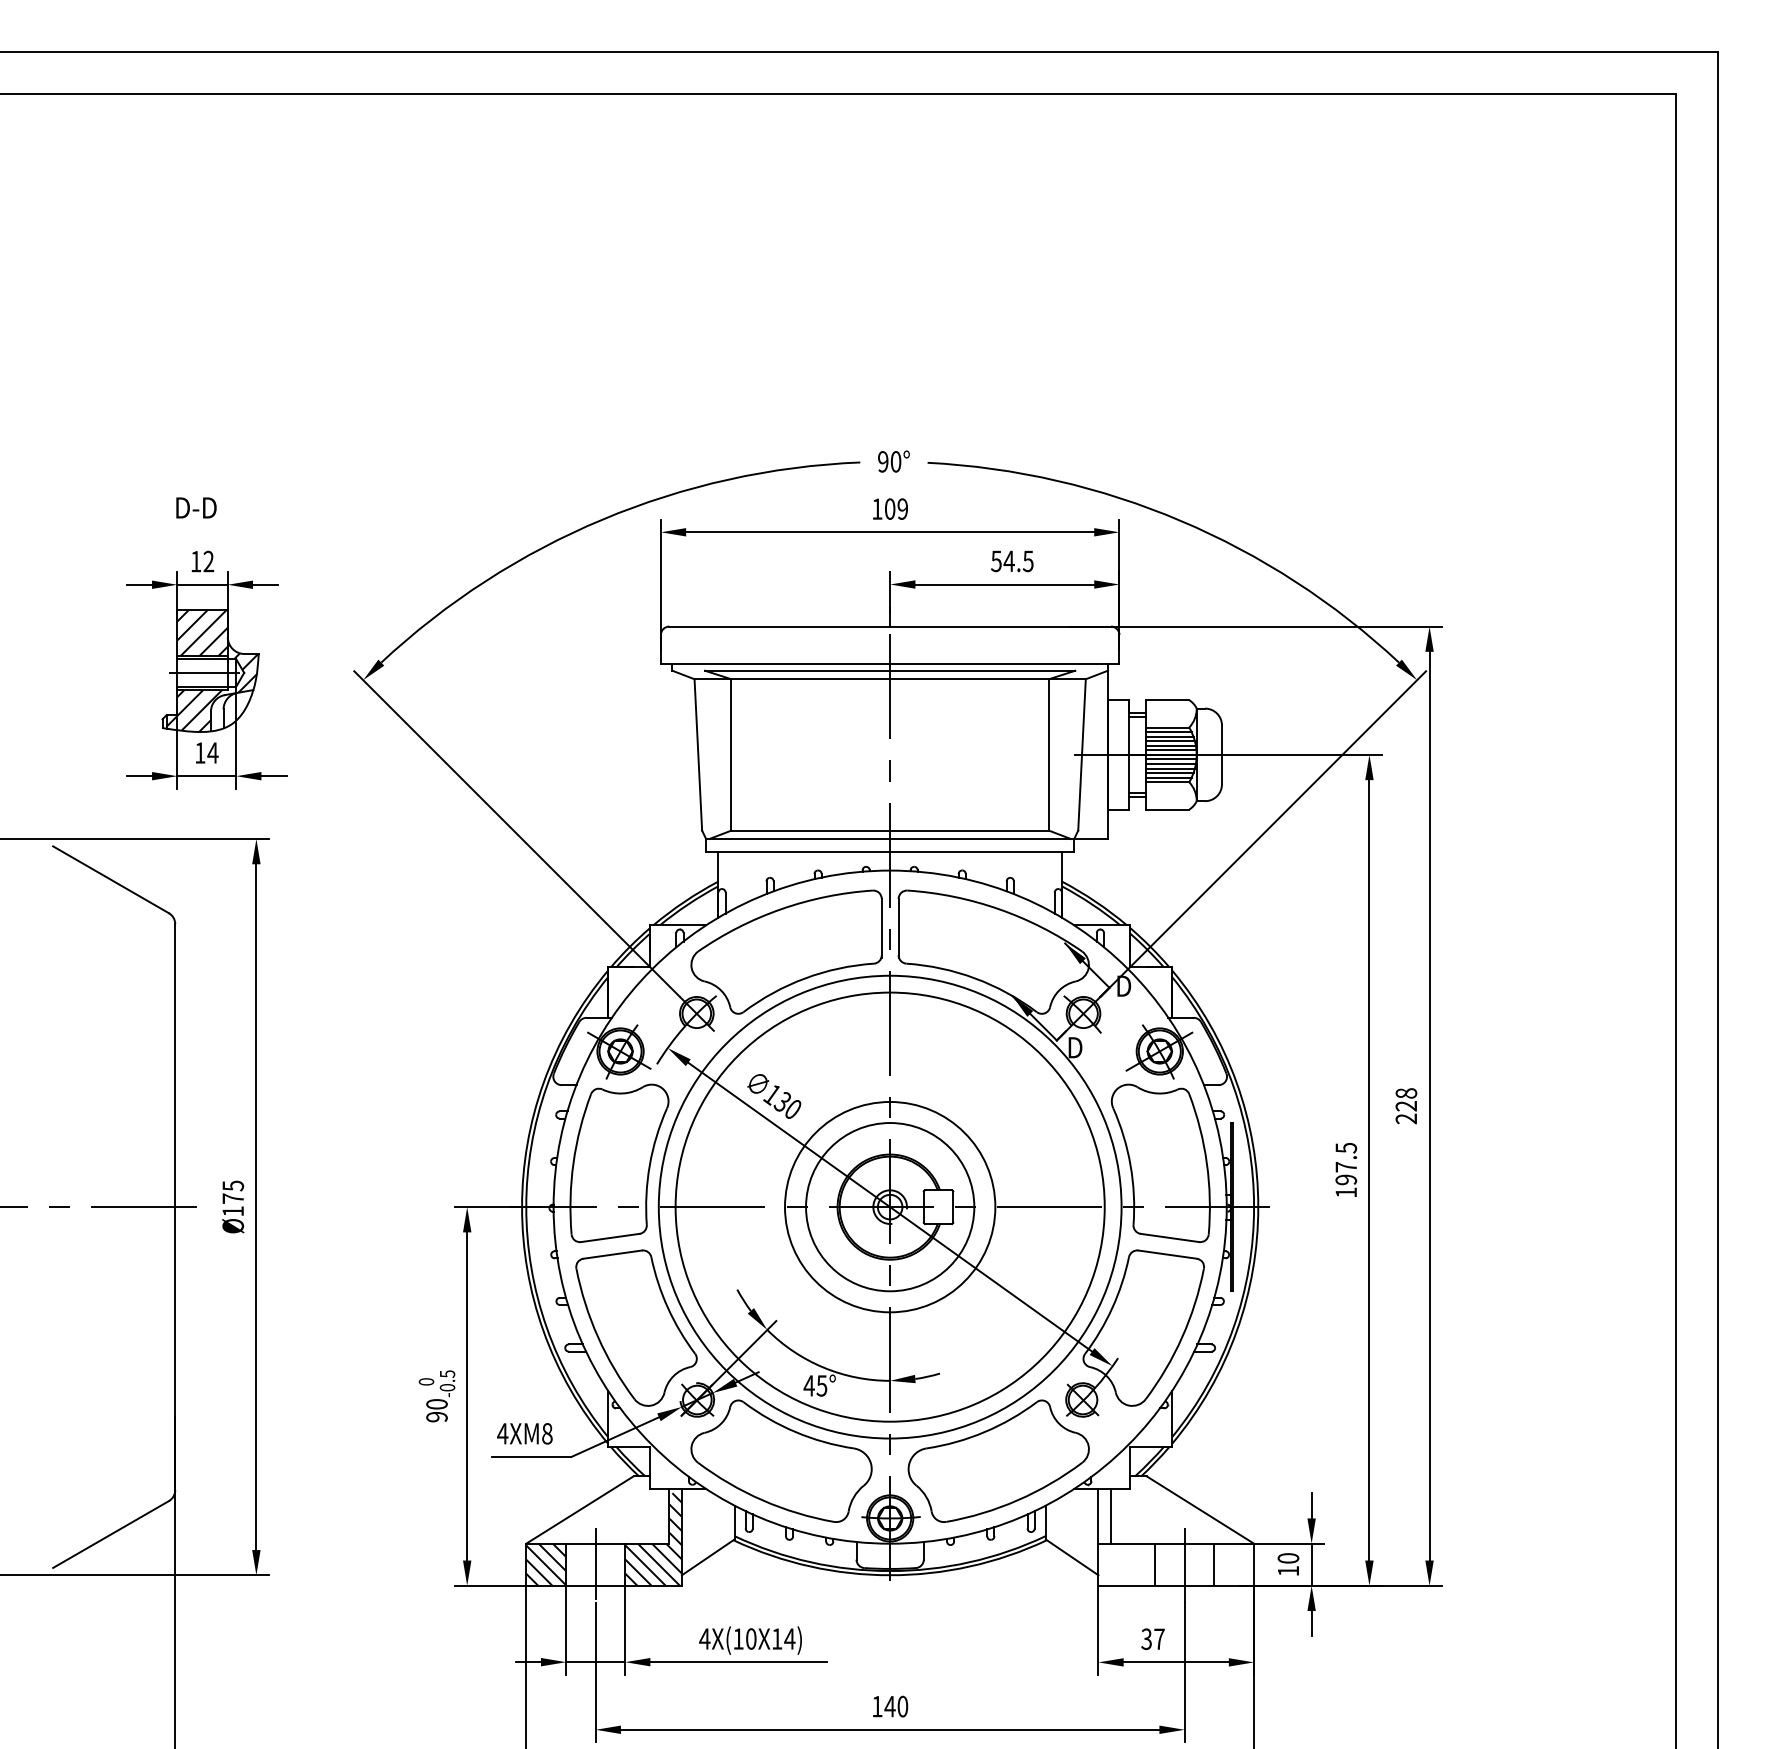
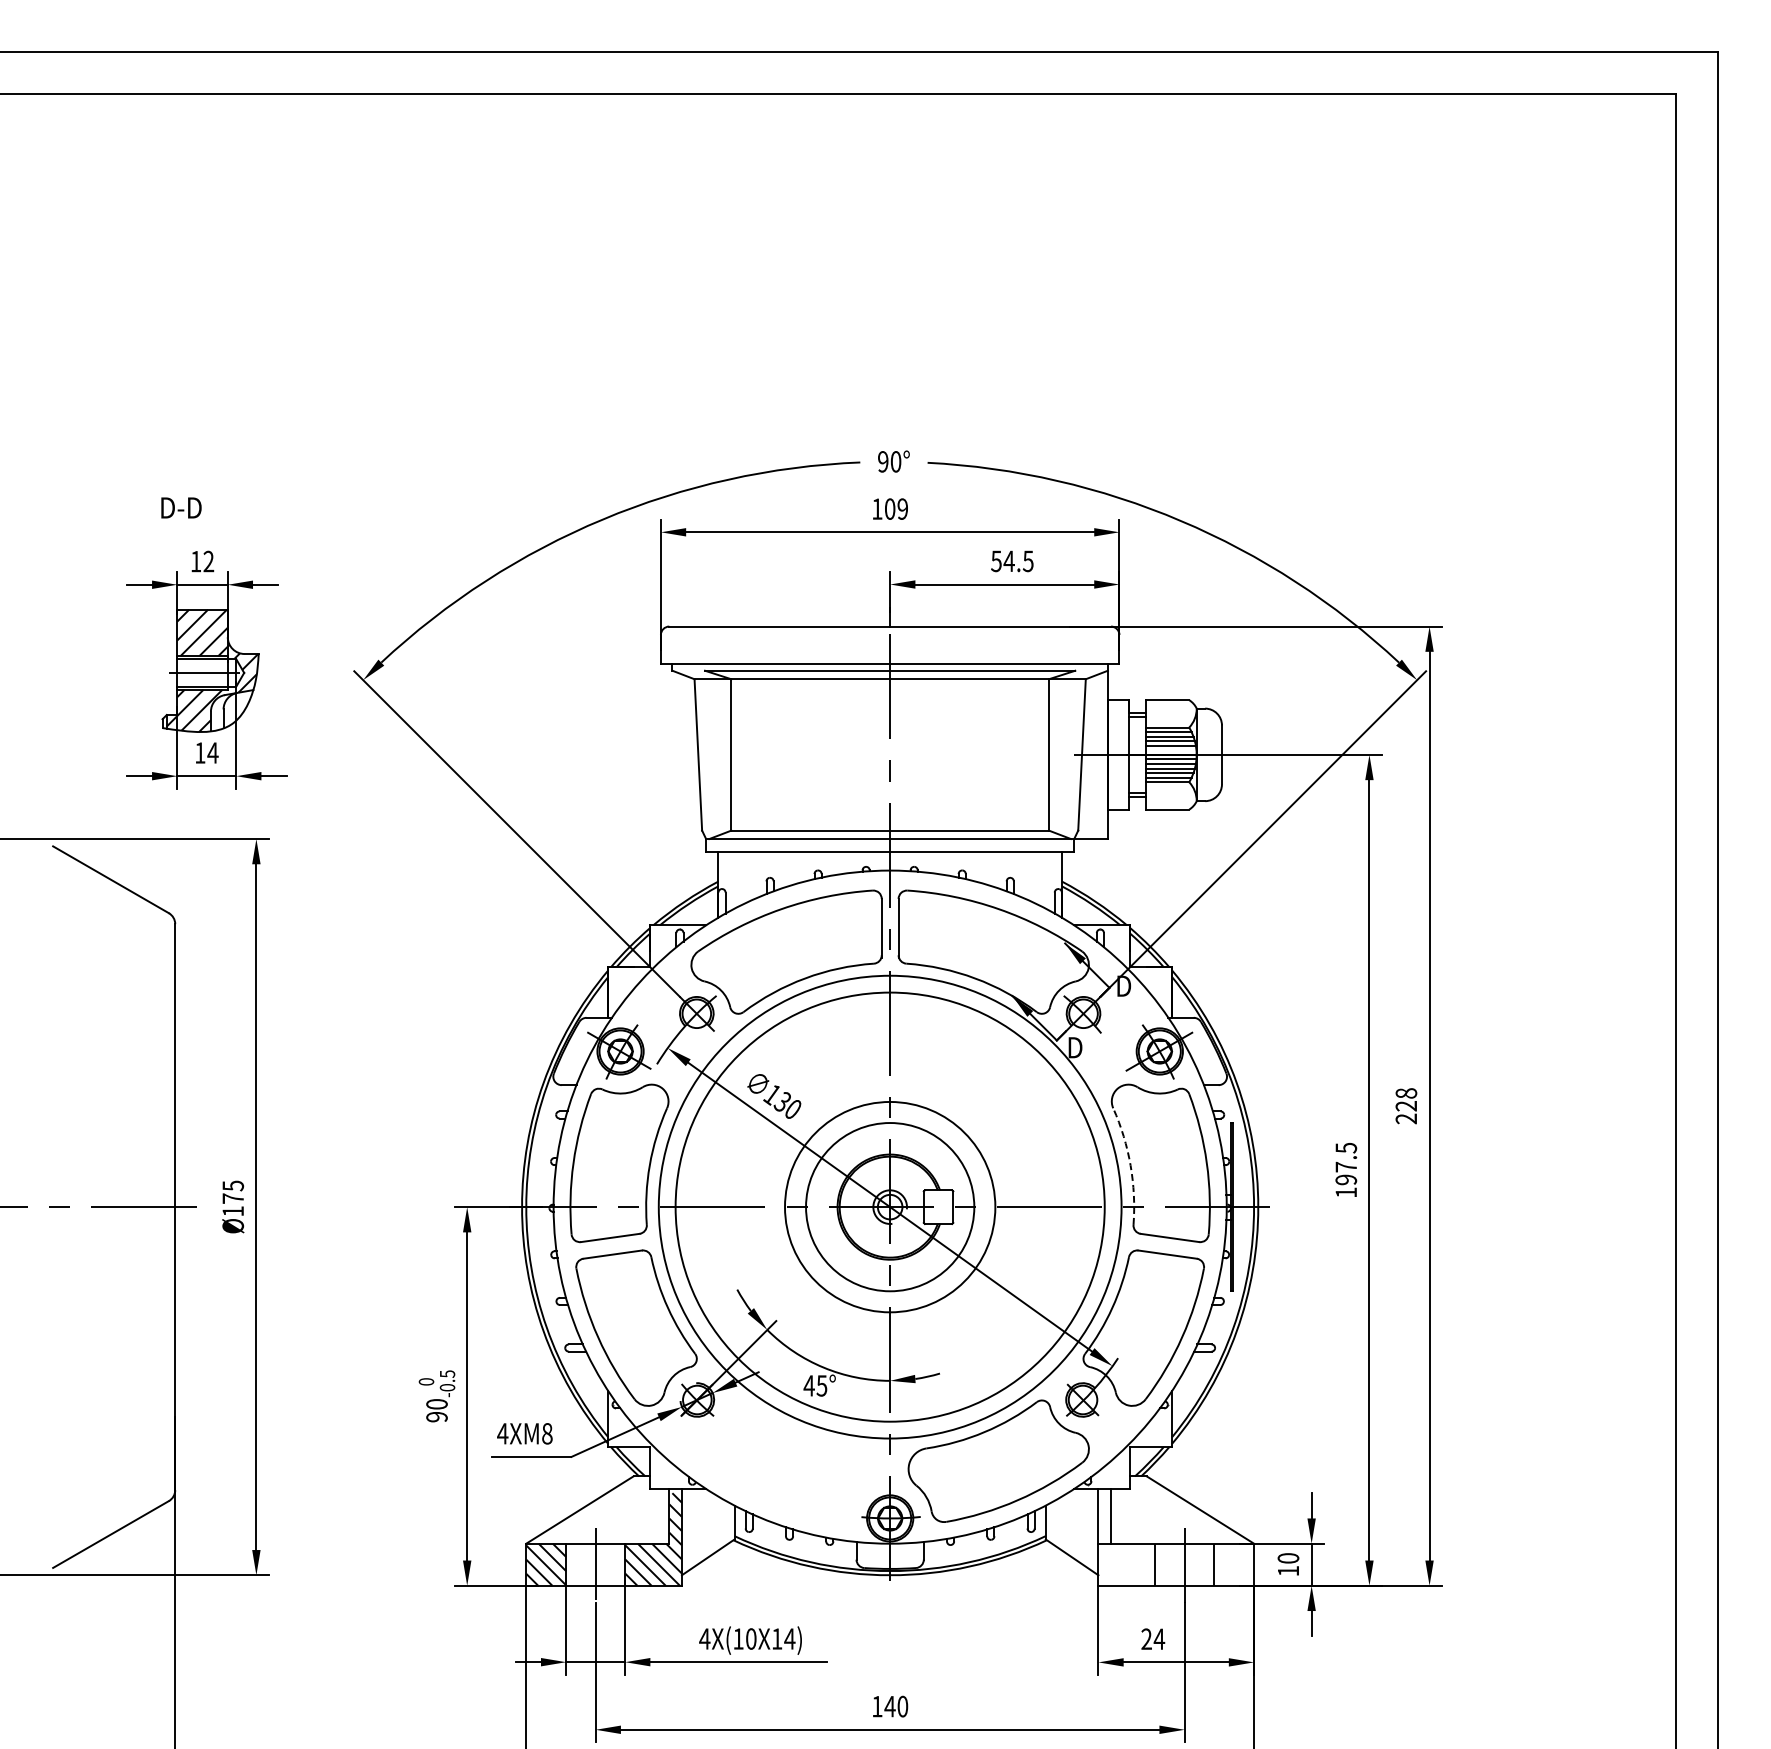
text position: (196, 507) -> (181, 507) (181, 507)
line: present -> none (1171, 750)
arc: solid -> dashed (1130, 1165)
part: present -> none (781, 1460)
text: 37 -> 24 (1153, 1639)
